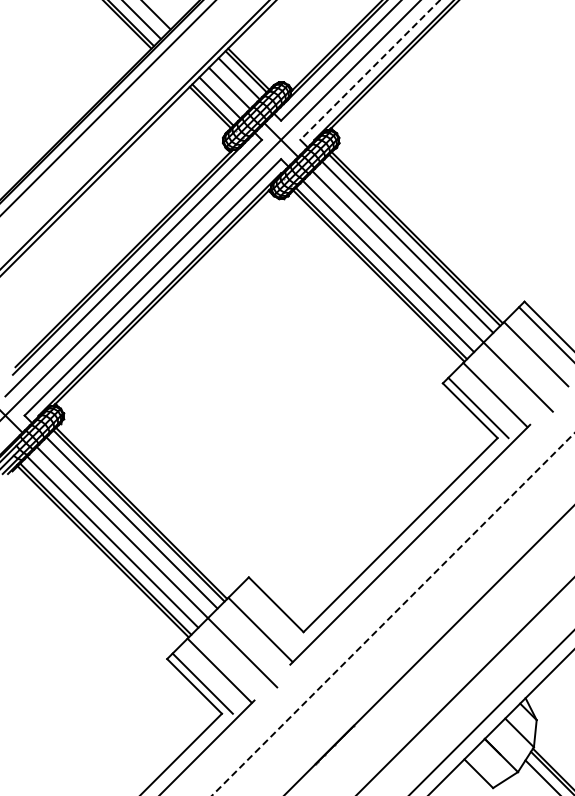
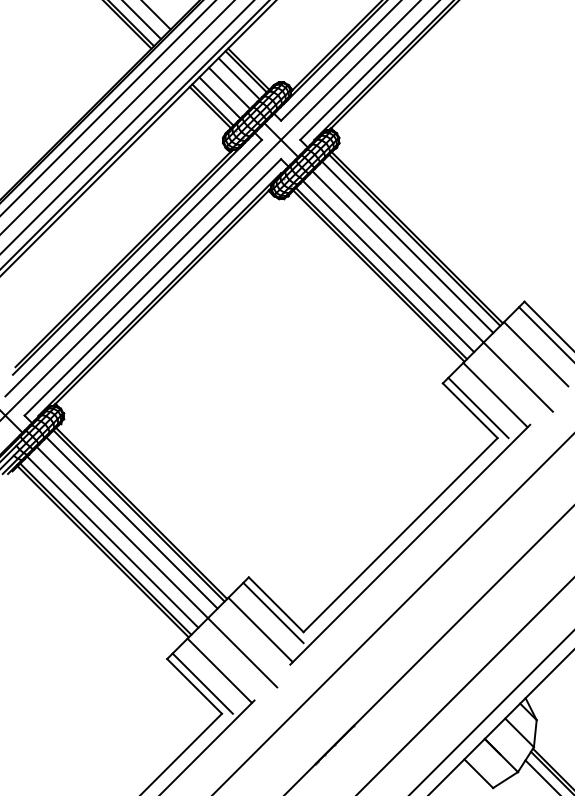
line: dashed -> solid (370, 70)
line: none -> present (117, 117)
line: none -> present (127, 127)
line: none -> present (273, 612)
line: dashed -> solid (393, 614)
